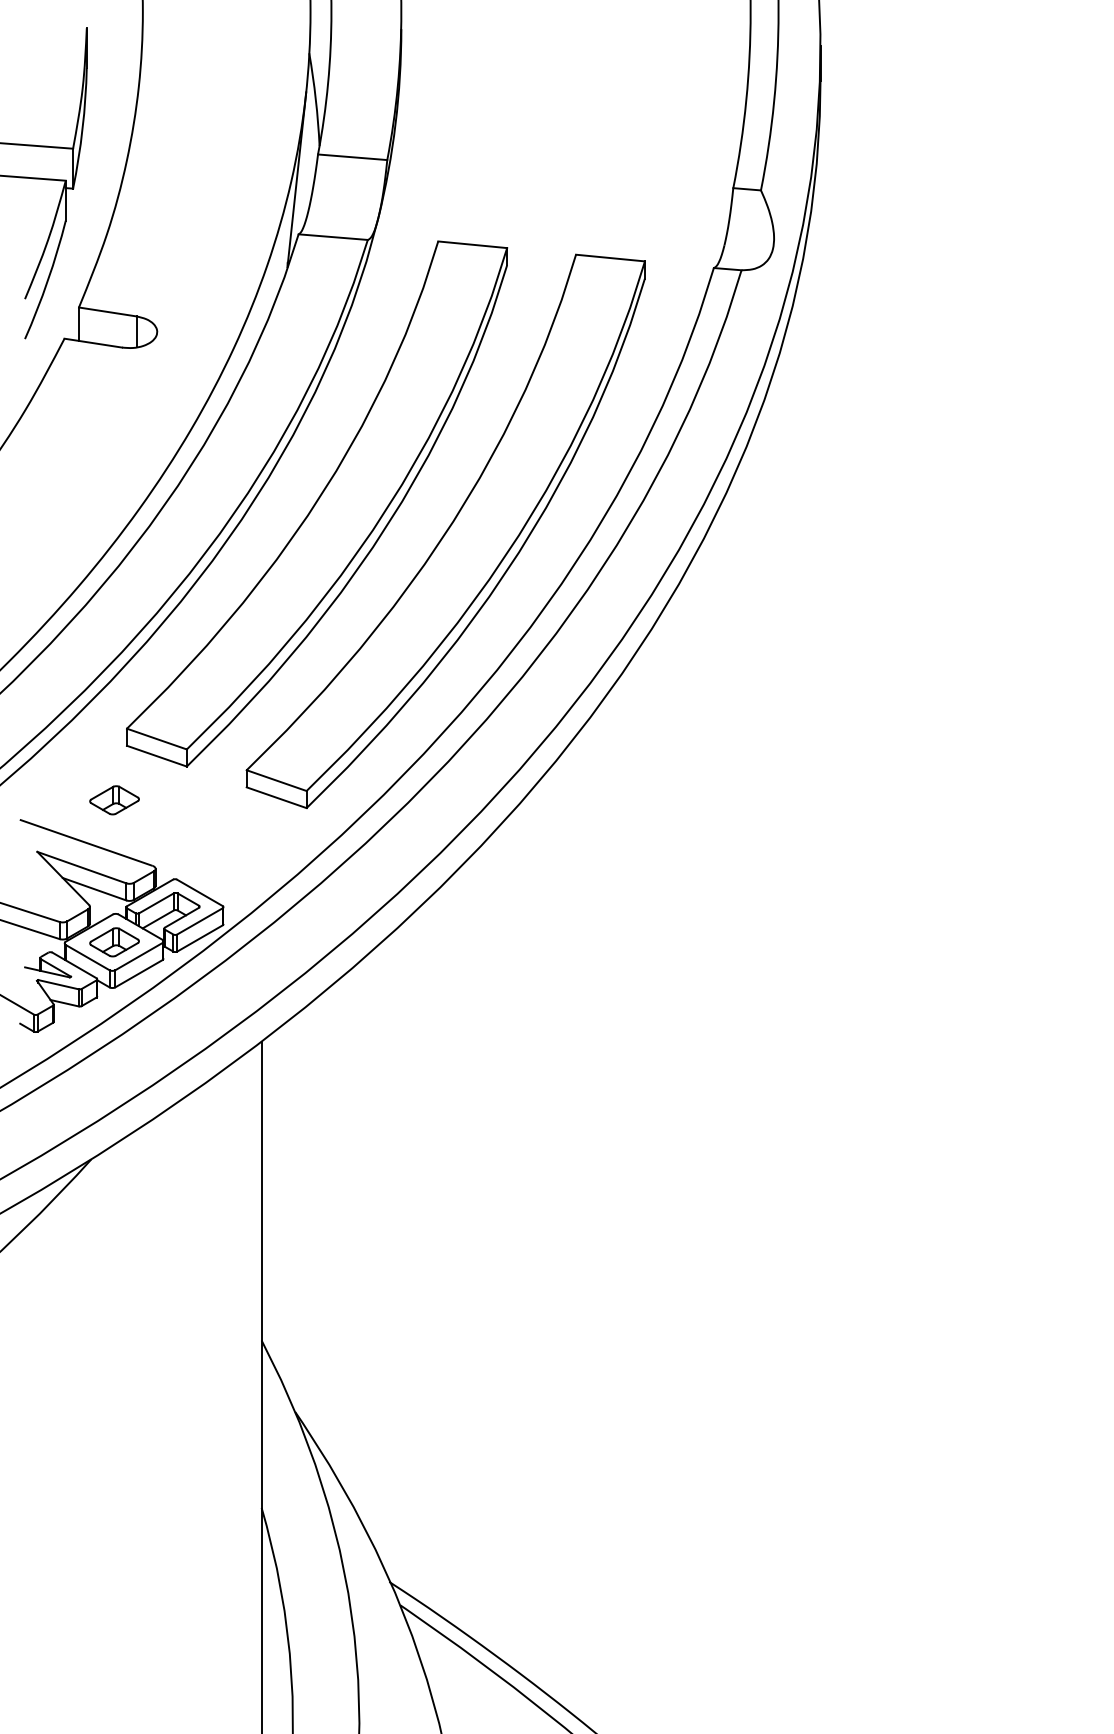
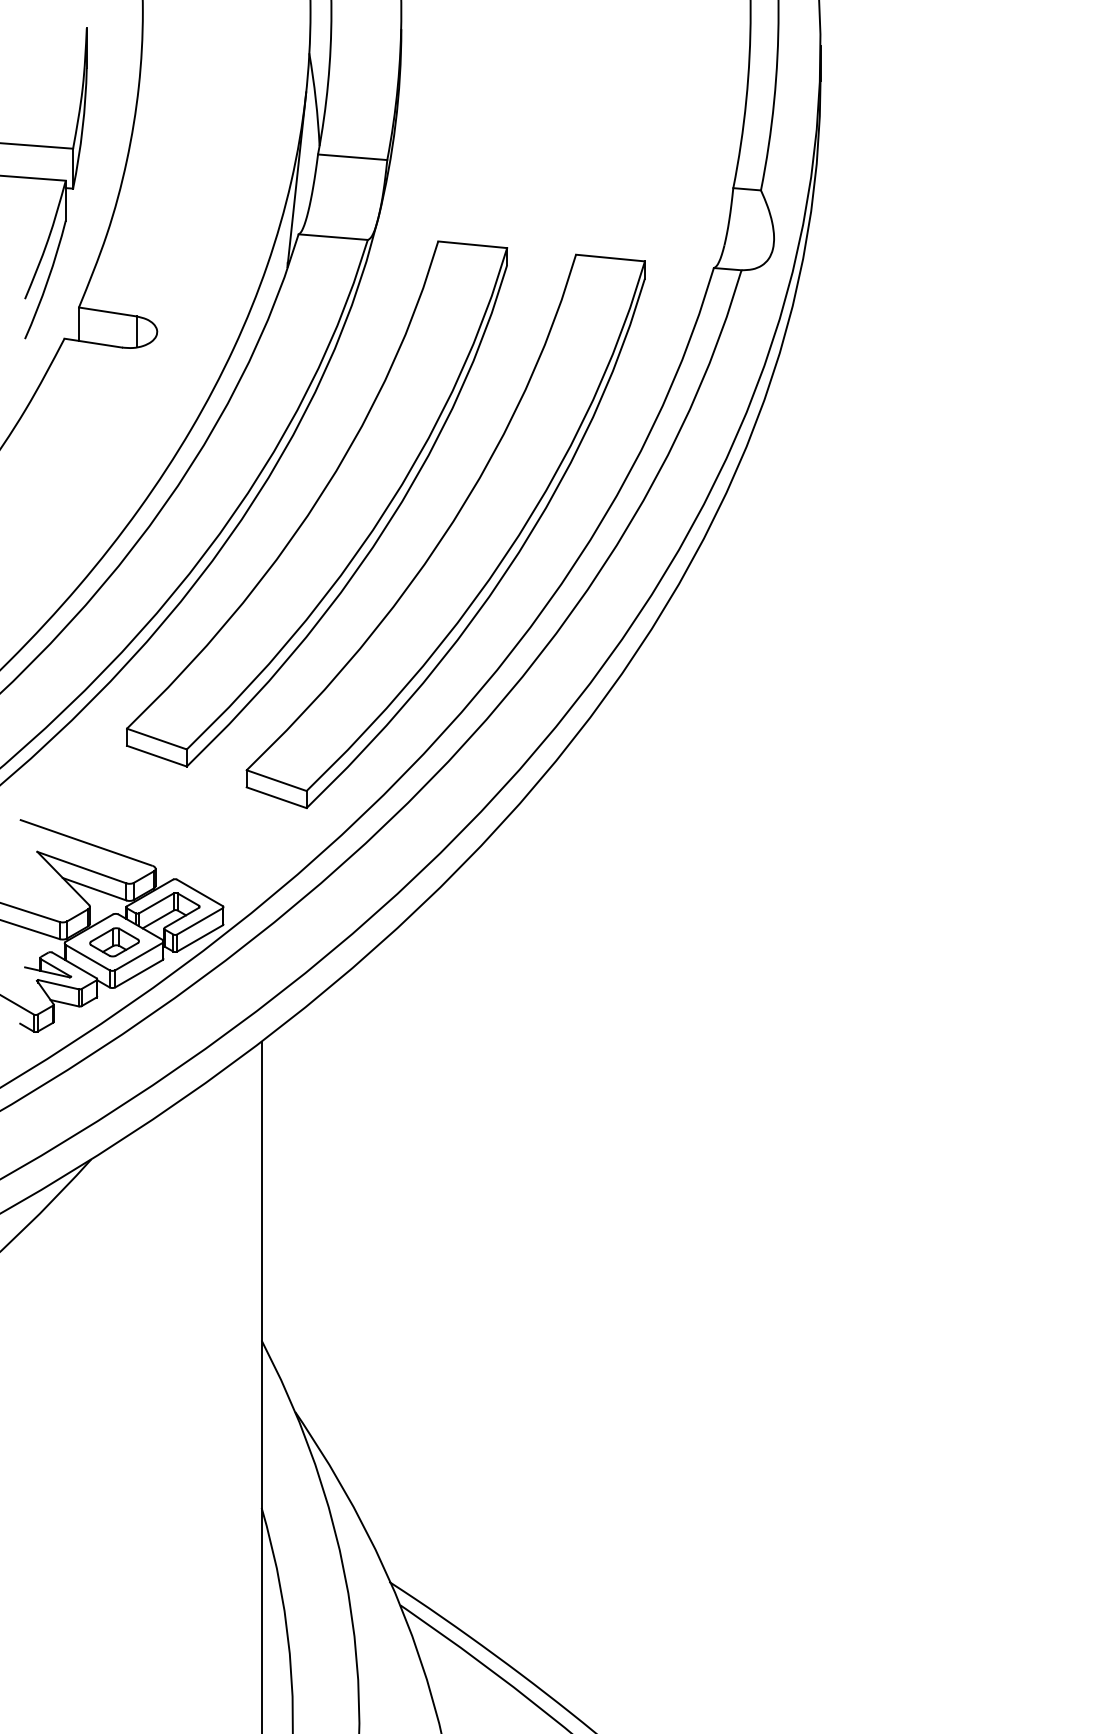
part: present -> none (114, 800)
